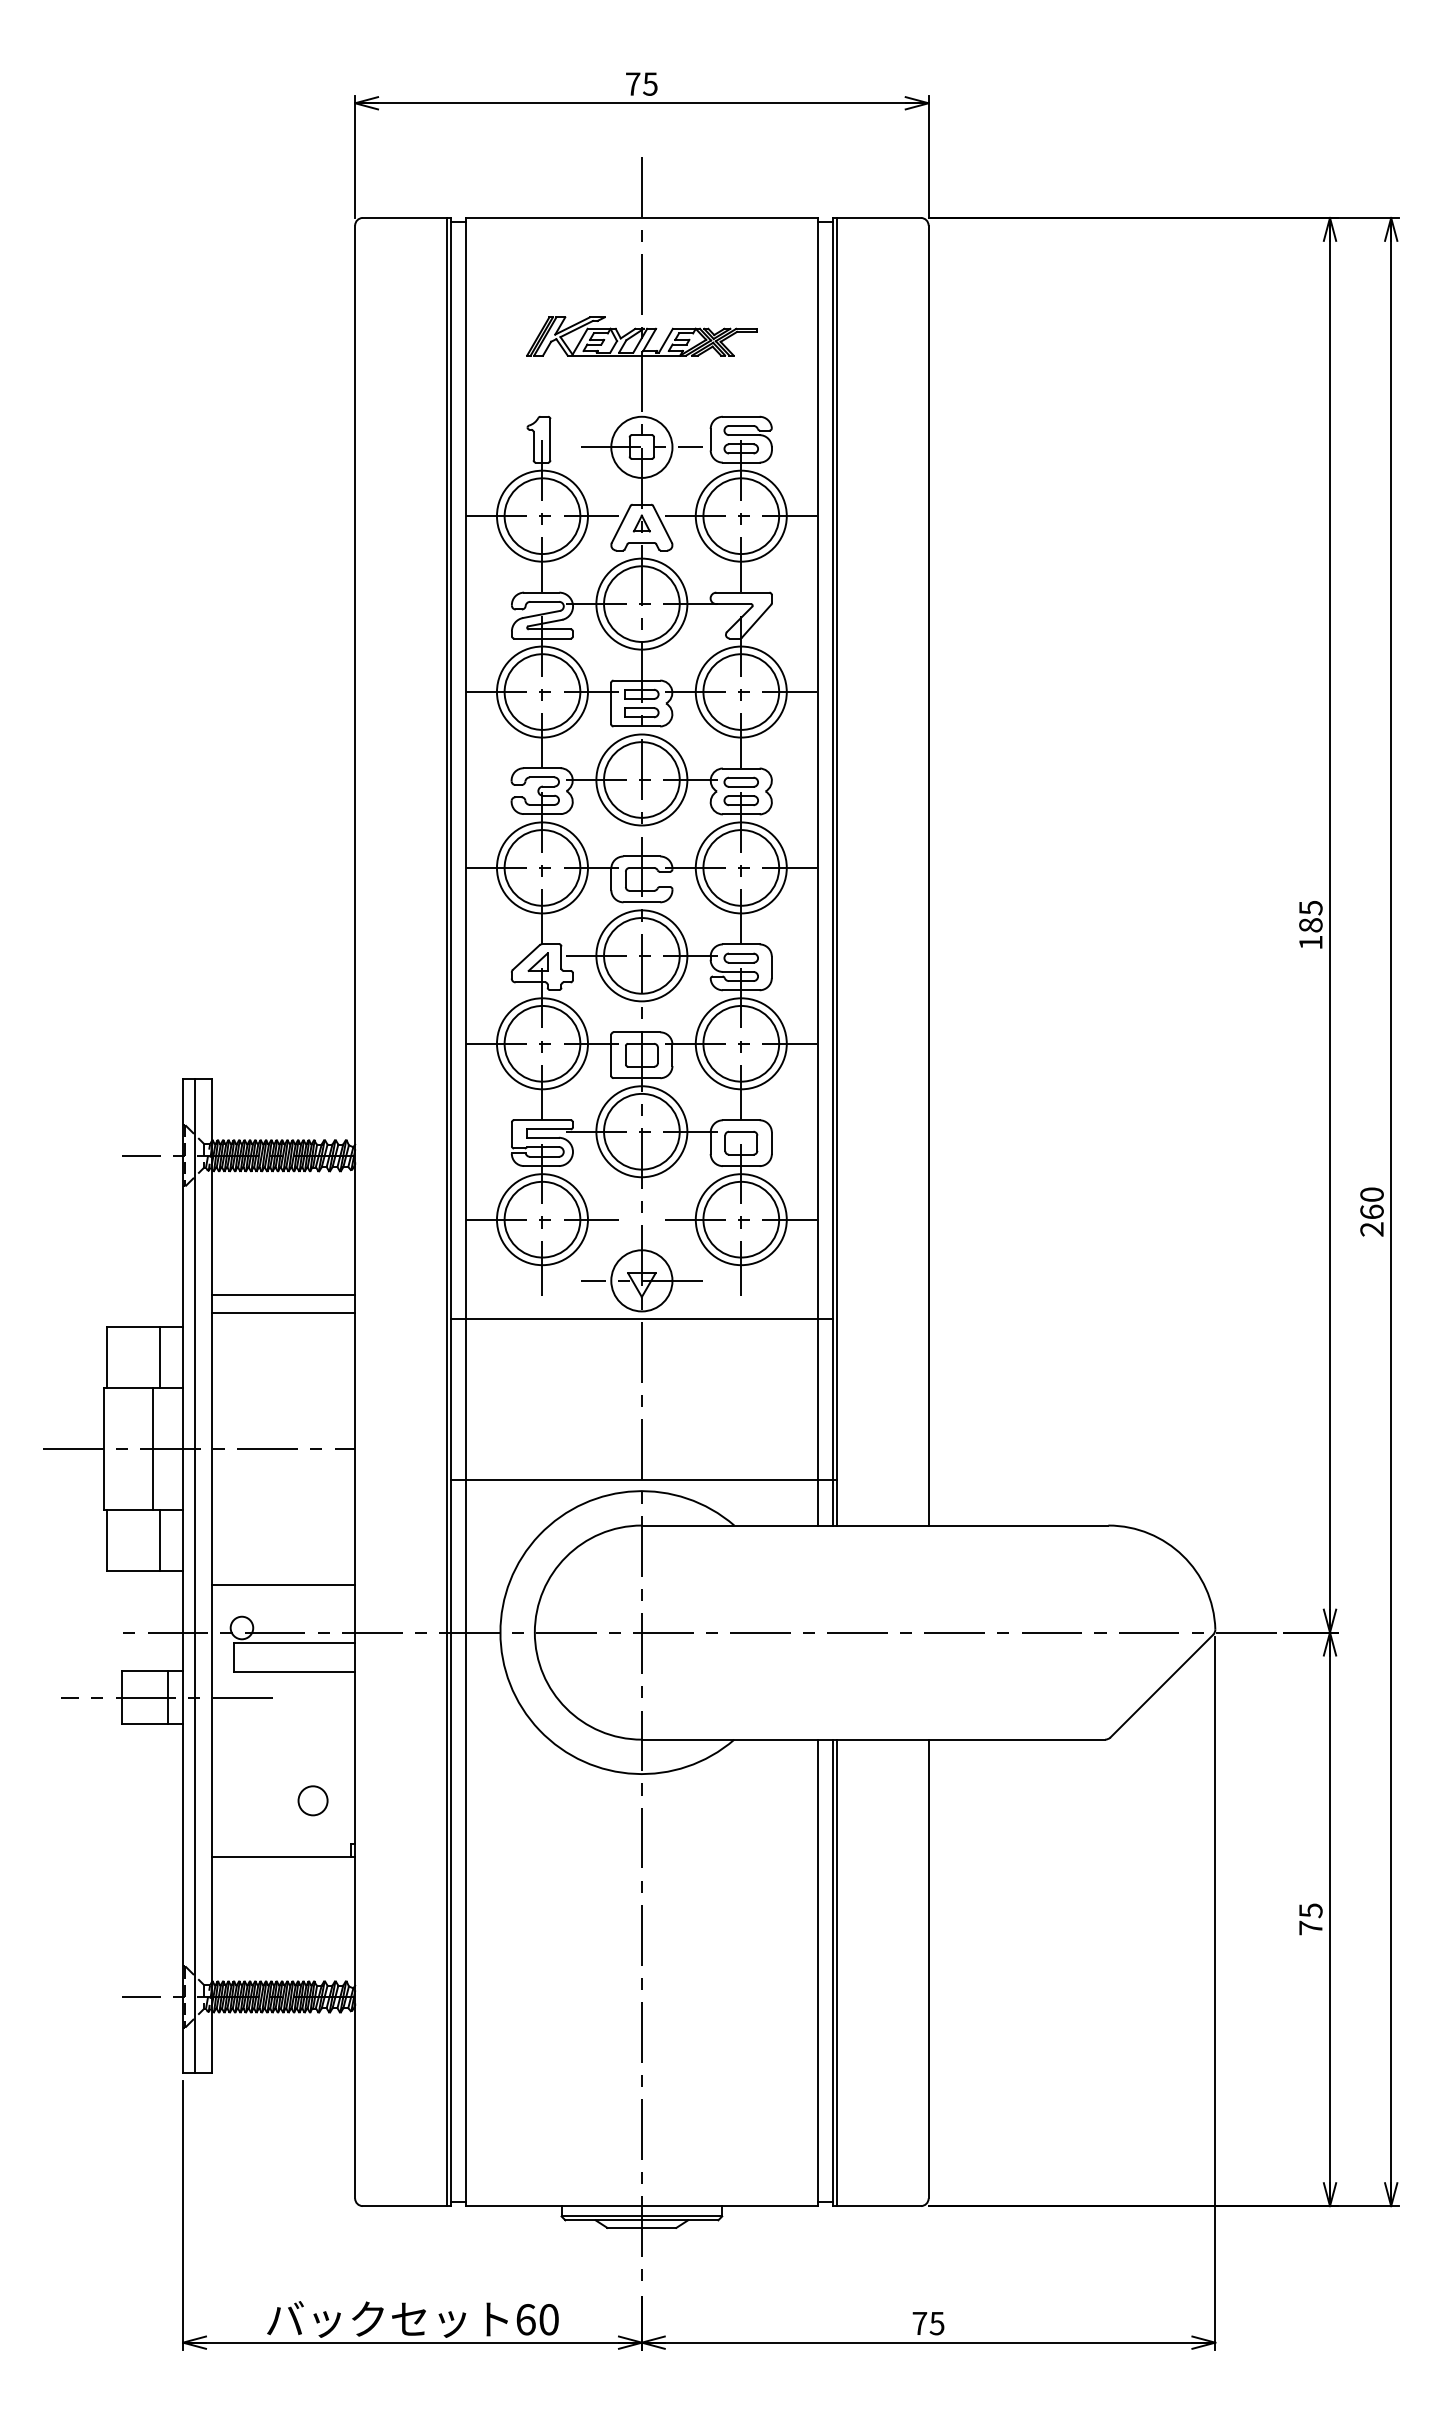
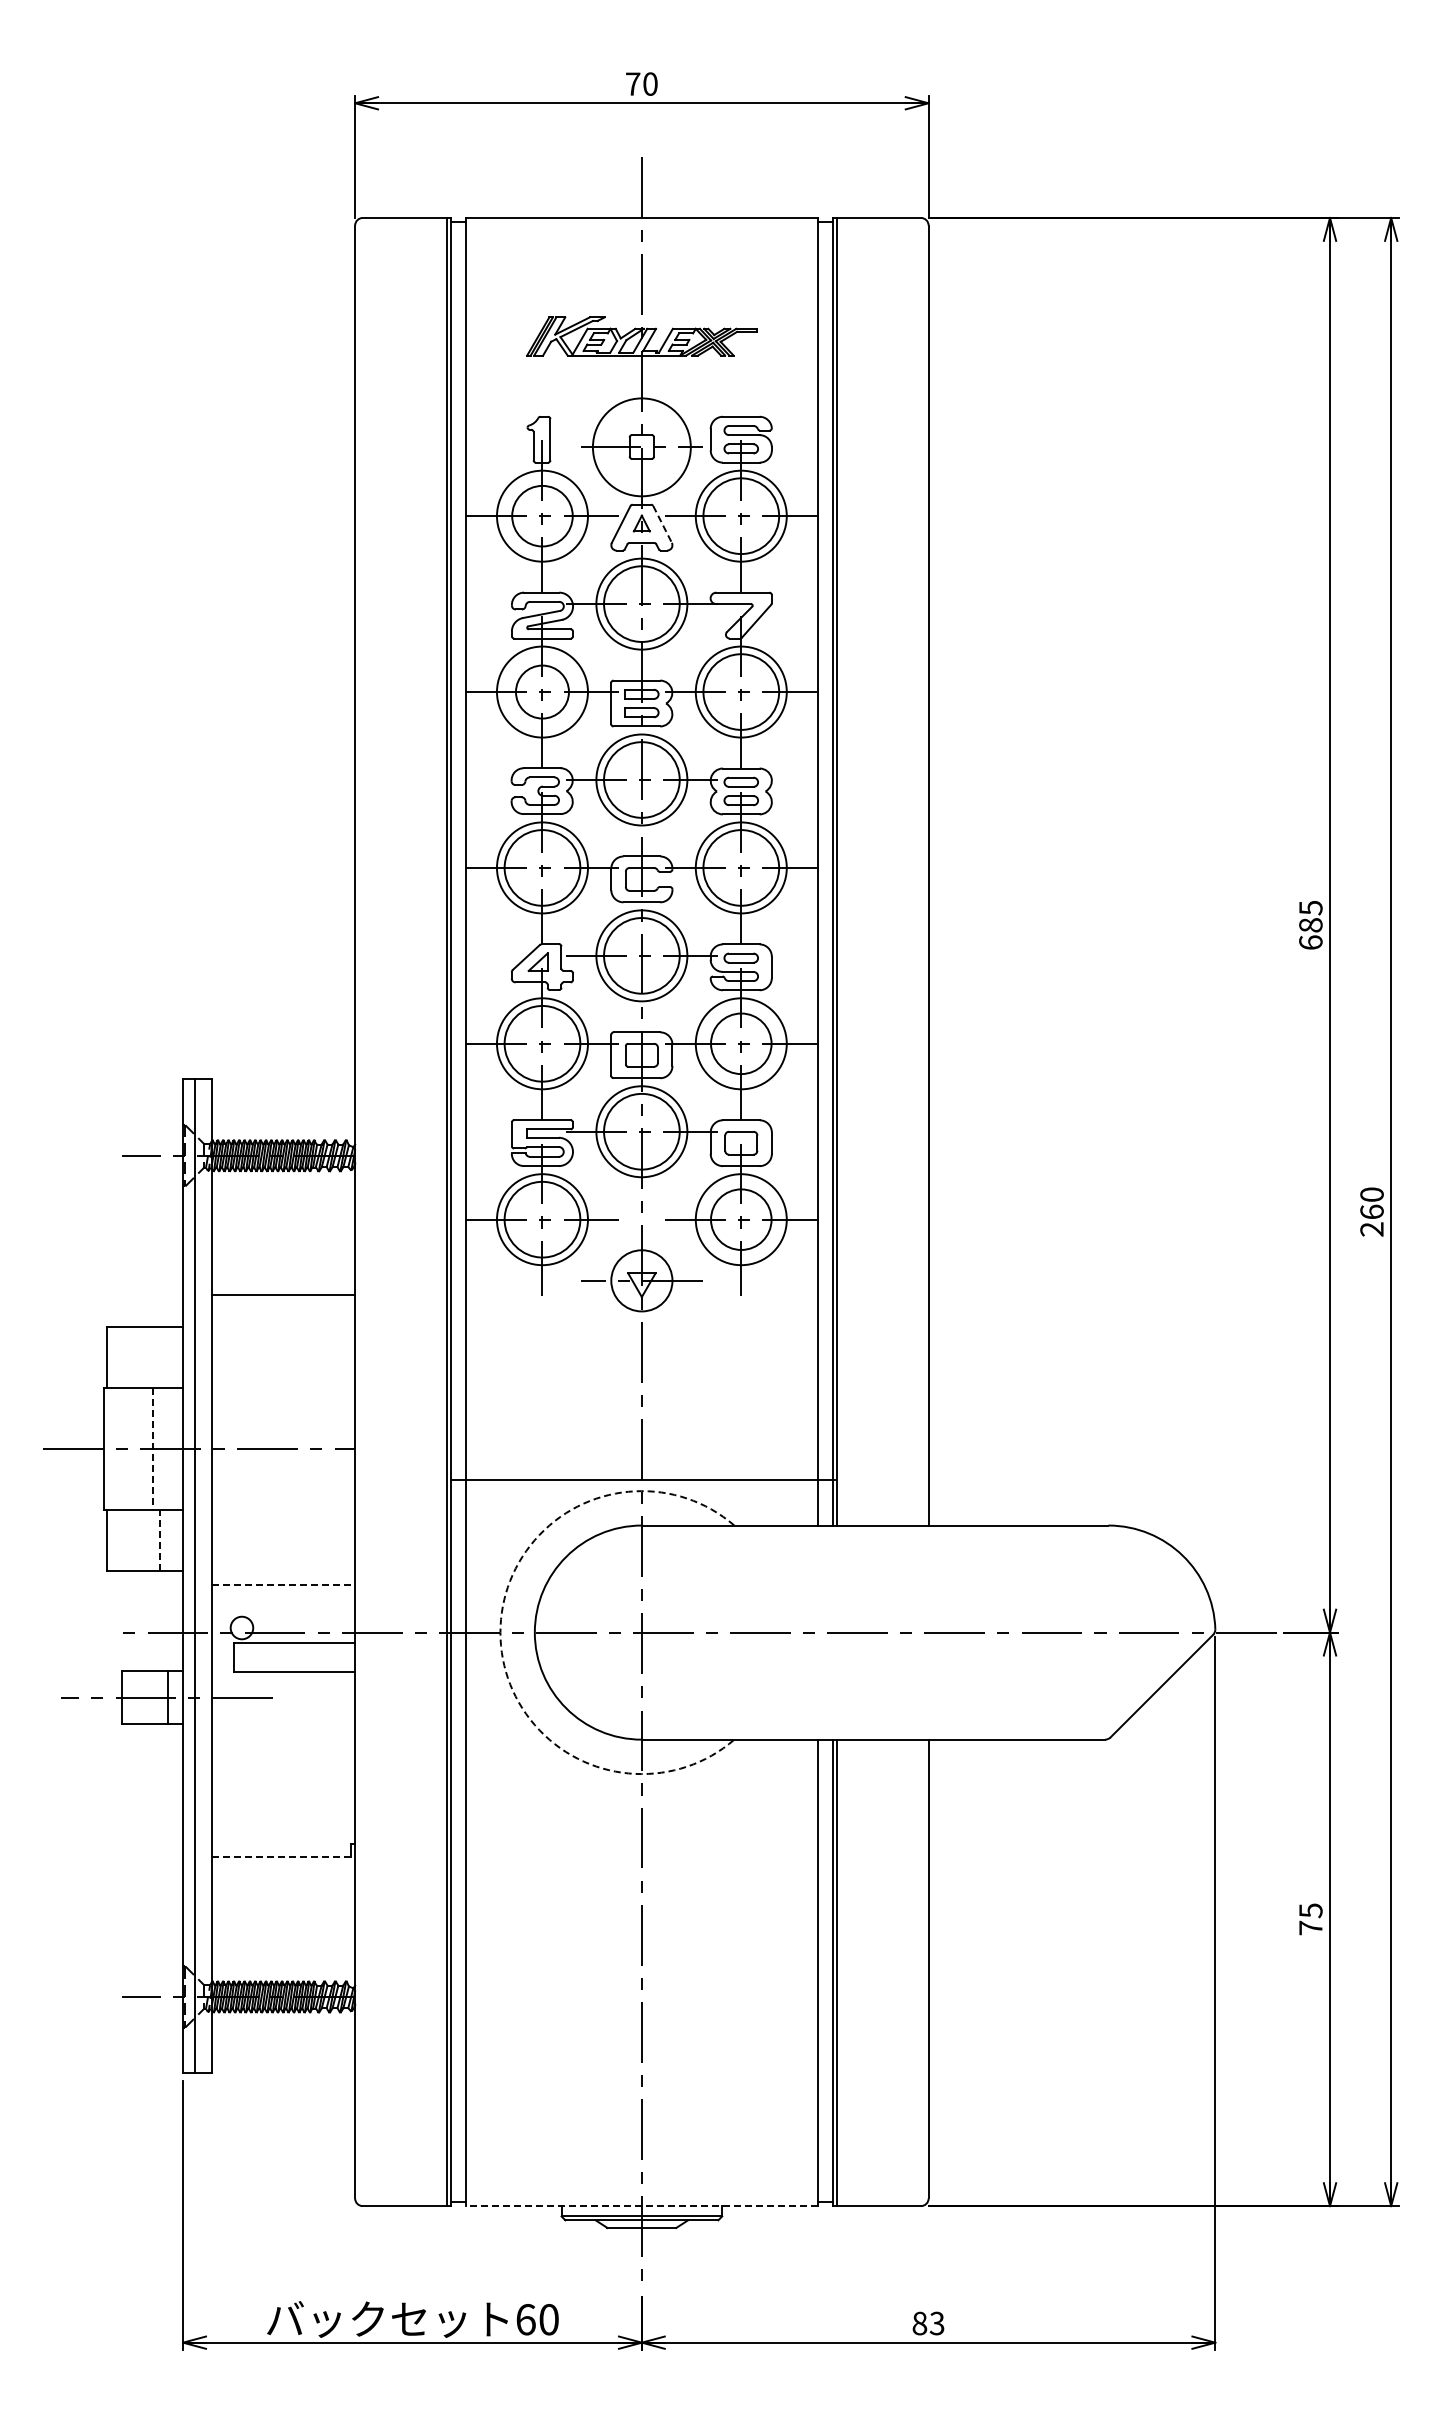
text: 75 -> 70 (650, 83)
circle diameter: 61 px -> 98 px (641, 447)
circle diameter: 76 px -> 61 px (542, 515)
line: solid -> dashed (662, 524)
circle diameter: 76 px -> 53 px (541, 691)
text: 185 -> 685 (1310, 942)
circle diameter: 76 px -> 61 px (741, 1043)
circle diameter: 76 px -> 61 px (741, 1219)
line: present -> none (283, 1312)
line: present -> none (641, 1319)
line: present -> none (160, 1356)
line: solid -> dashed (153, 1449)
line: solid -> dashed (160, 1540)
line: solid -> dashed (284, 1585)
arc: solid -> dashed (500, 1632)
circle: present -> none (312, 1800)
line: solid -> dashed (284, 1857)
line: solid -> dashed (641, 2206)
text: 75 -> 83 (928, 2323)
